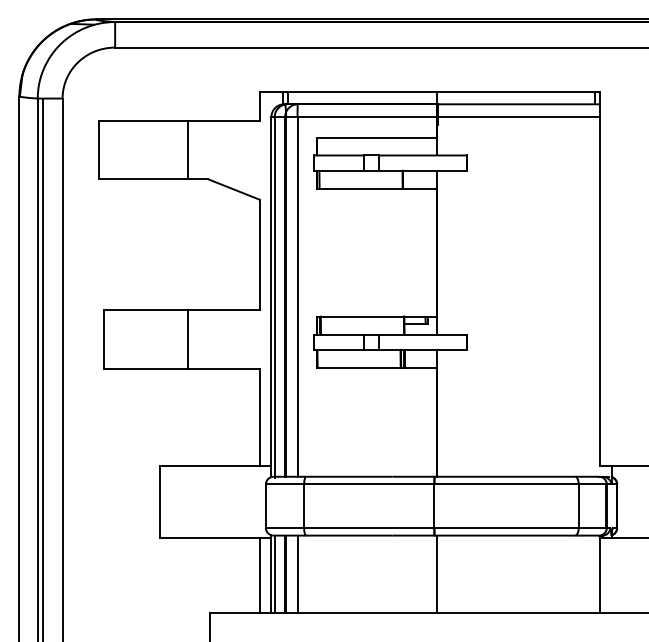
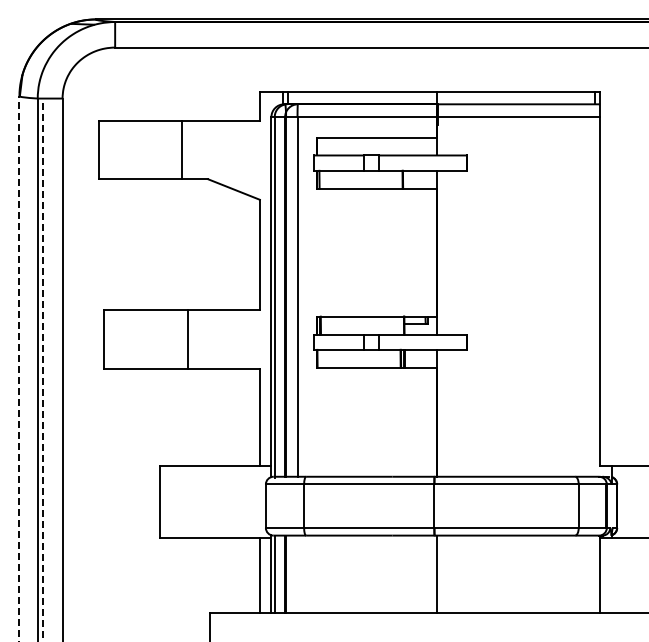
line position: (188, 149) -> (182, 149) (182, 149)
line: solid -> dashed (19, 368)
line: solid -> dashed (42, 370)
line: present -> none (297, 574)
